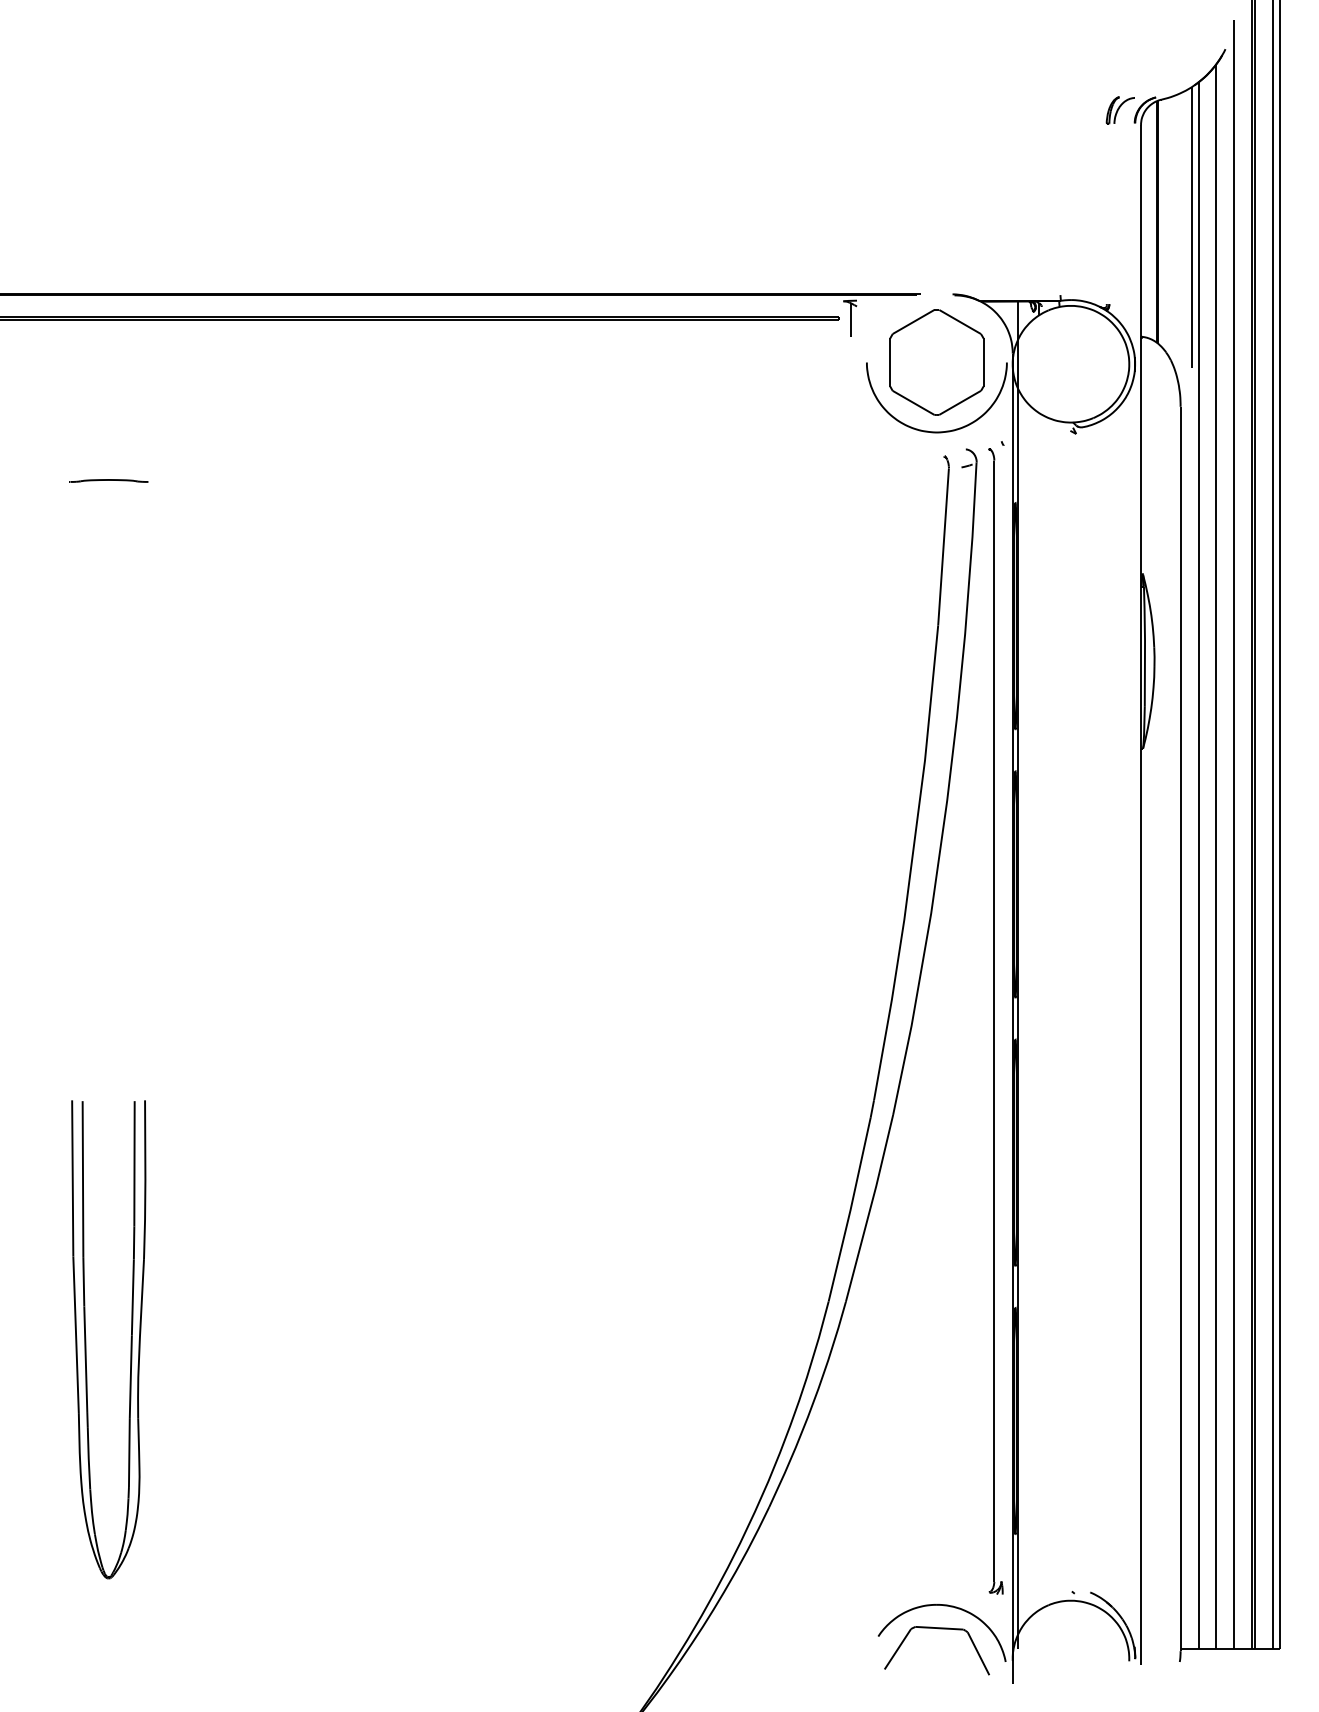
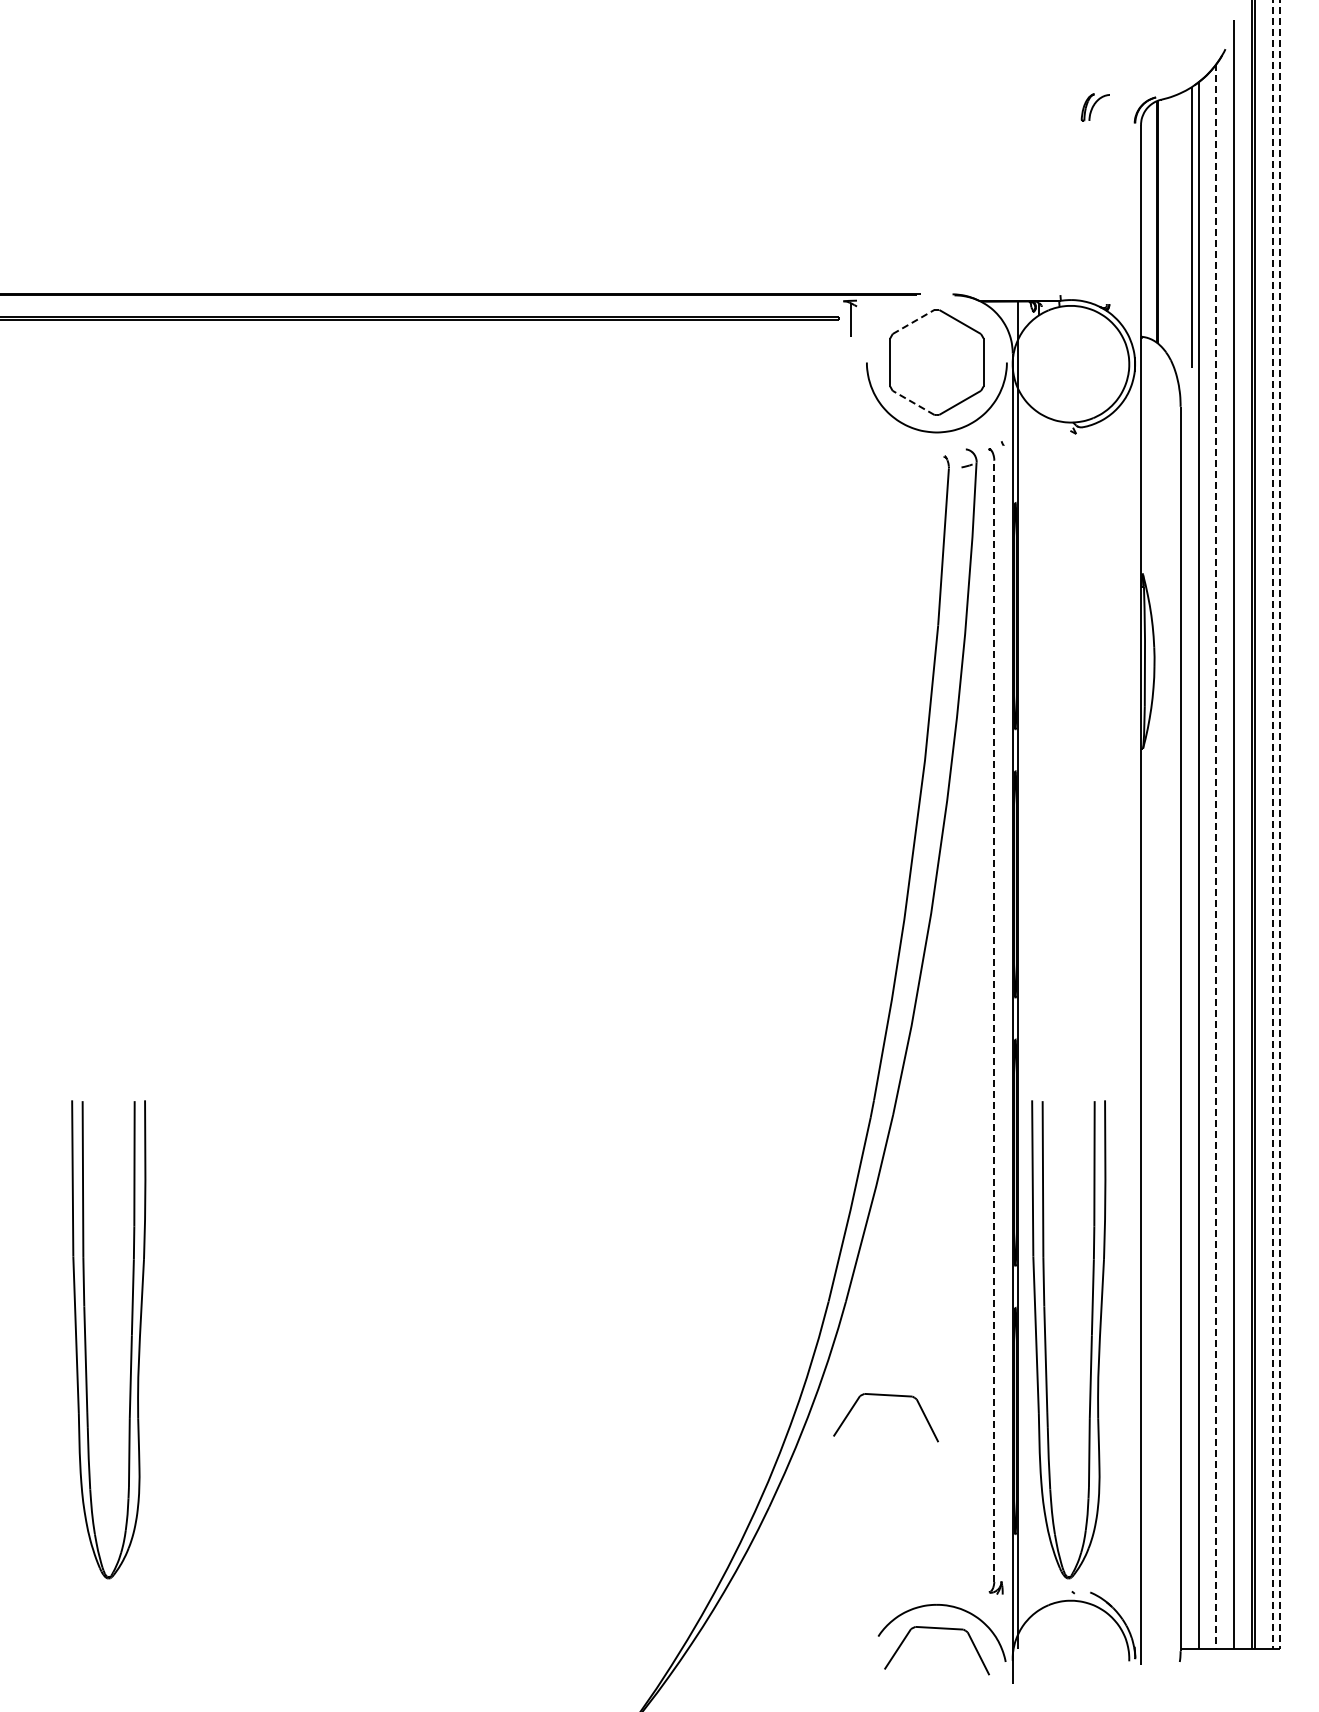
part position: (1119, 110) -> (1094, 107) (1094, 107)
line: solid -> dashed (913, 321)
line: solid -> dashed (913, 402)
line: present -> none (108, 480)
line: solid -> dashed (1272, 824)
line: solid -> dashed (1279, 824)
line: solid -> dashed (1216, 857)
line: solid -> dashed (994, 1020)
part: none -> present (1046, 1339)
part: none -> present (887, 1396)
